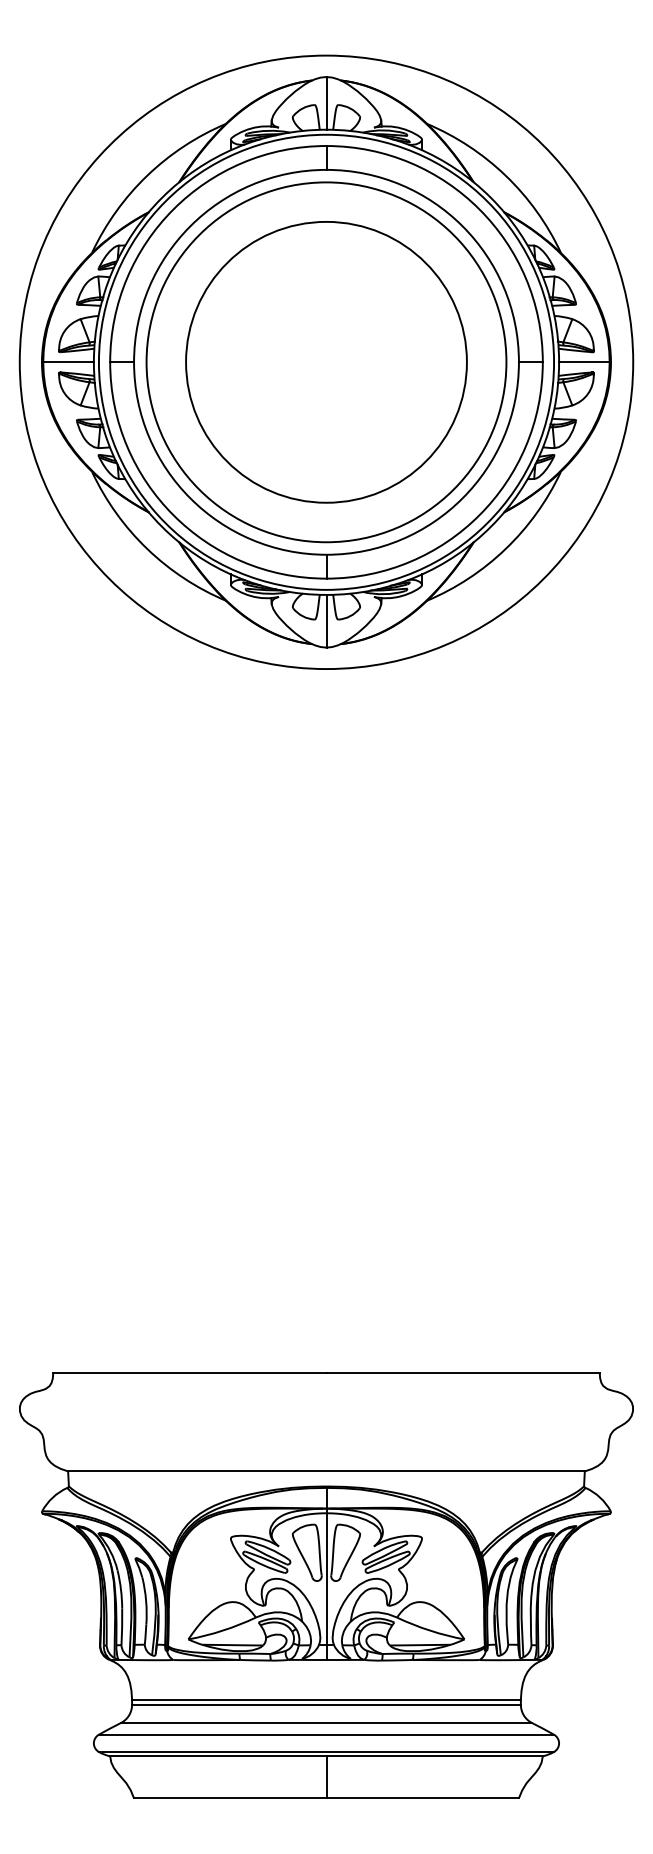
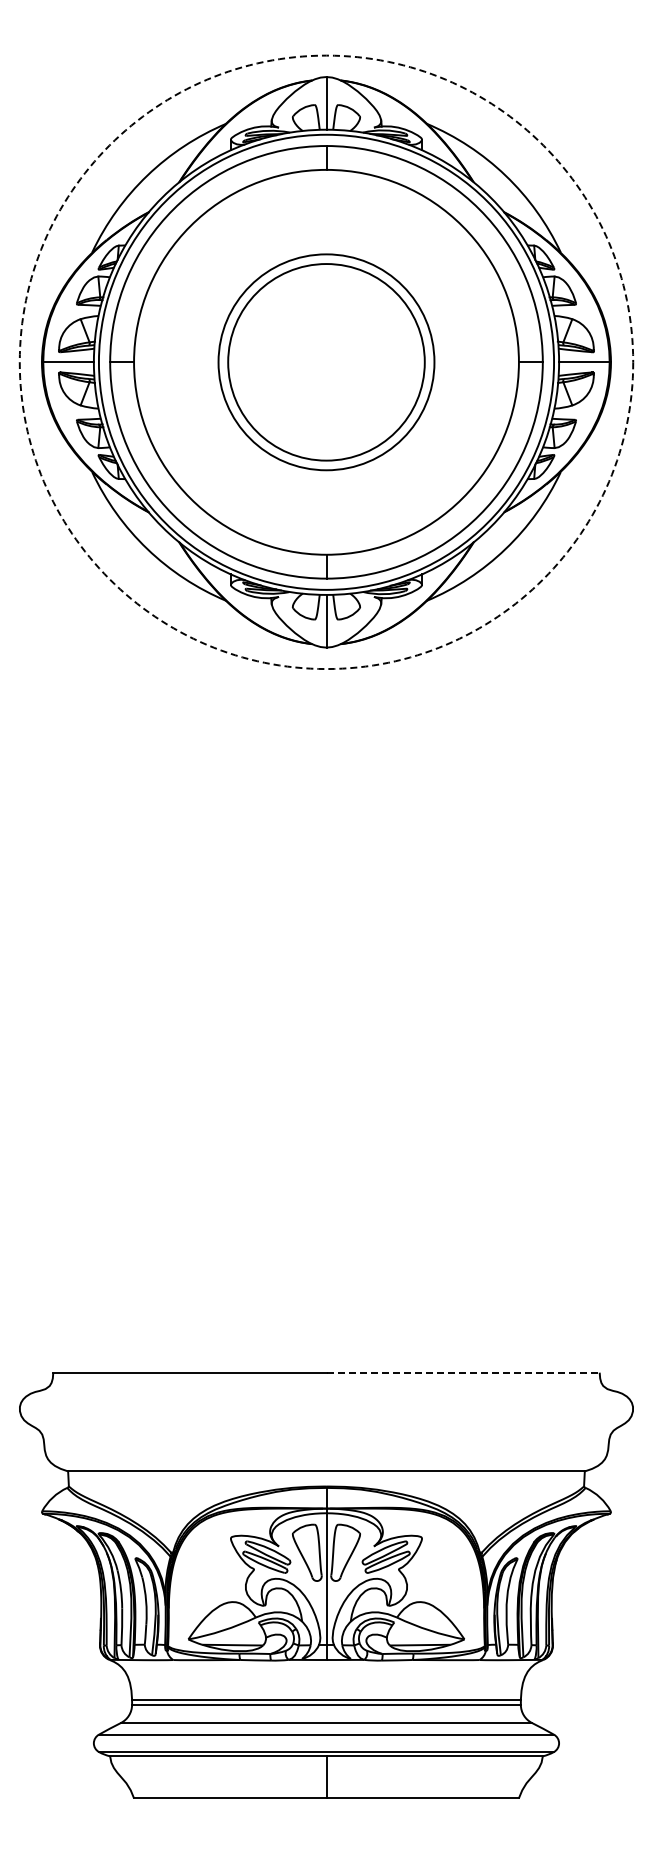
circle diameter: 281 px -> 197 px (326, 362)
circle diameter: 360 px -> 216 px (326, 362)
circle: solid -> dashed (326, 362)
line: solid -> dashed (463, 1372)
